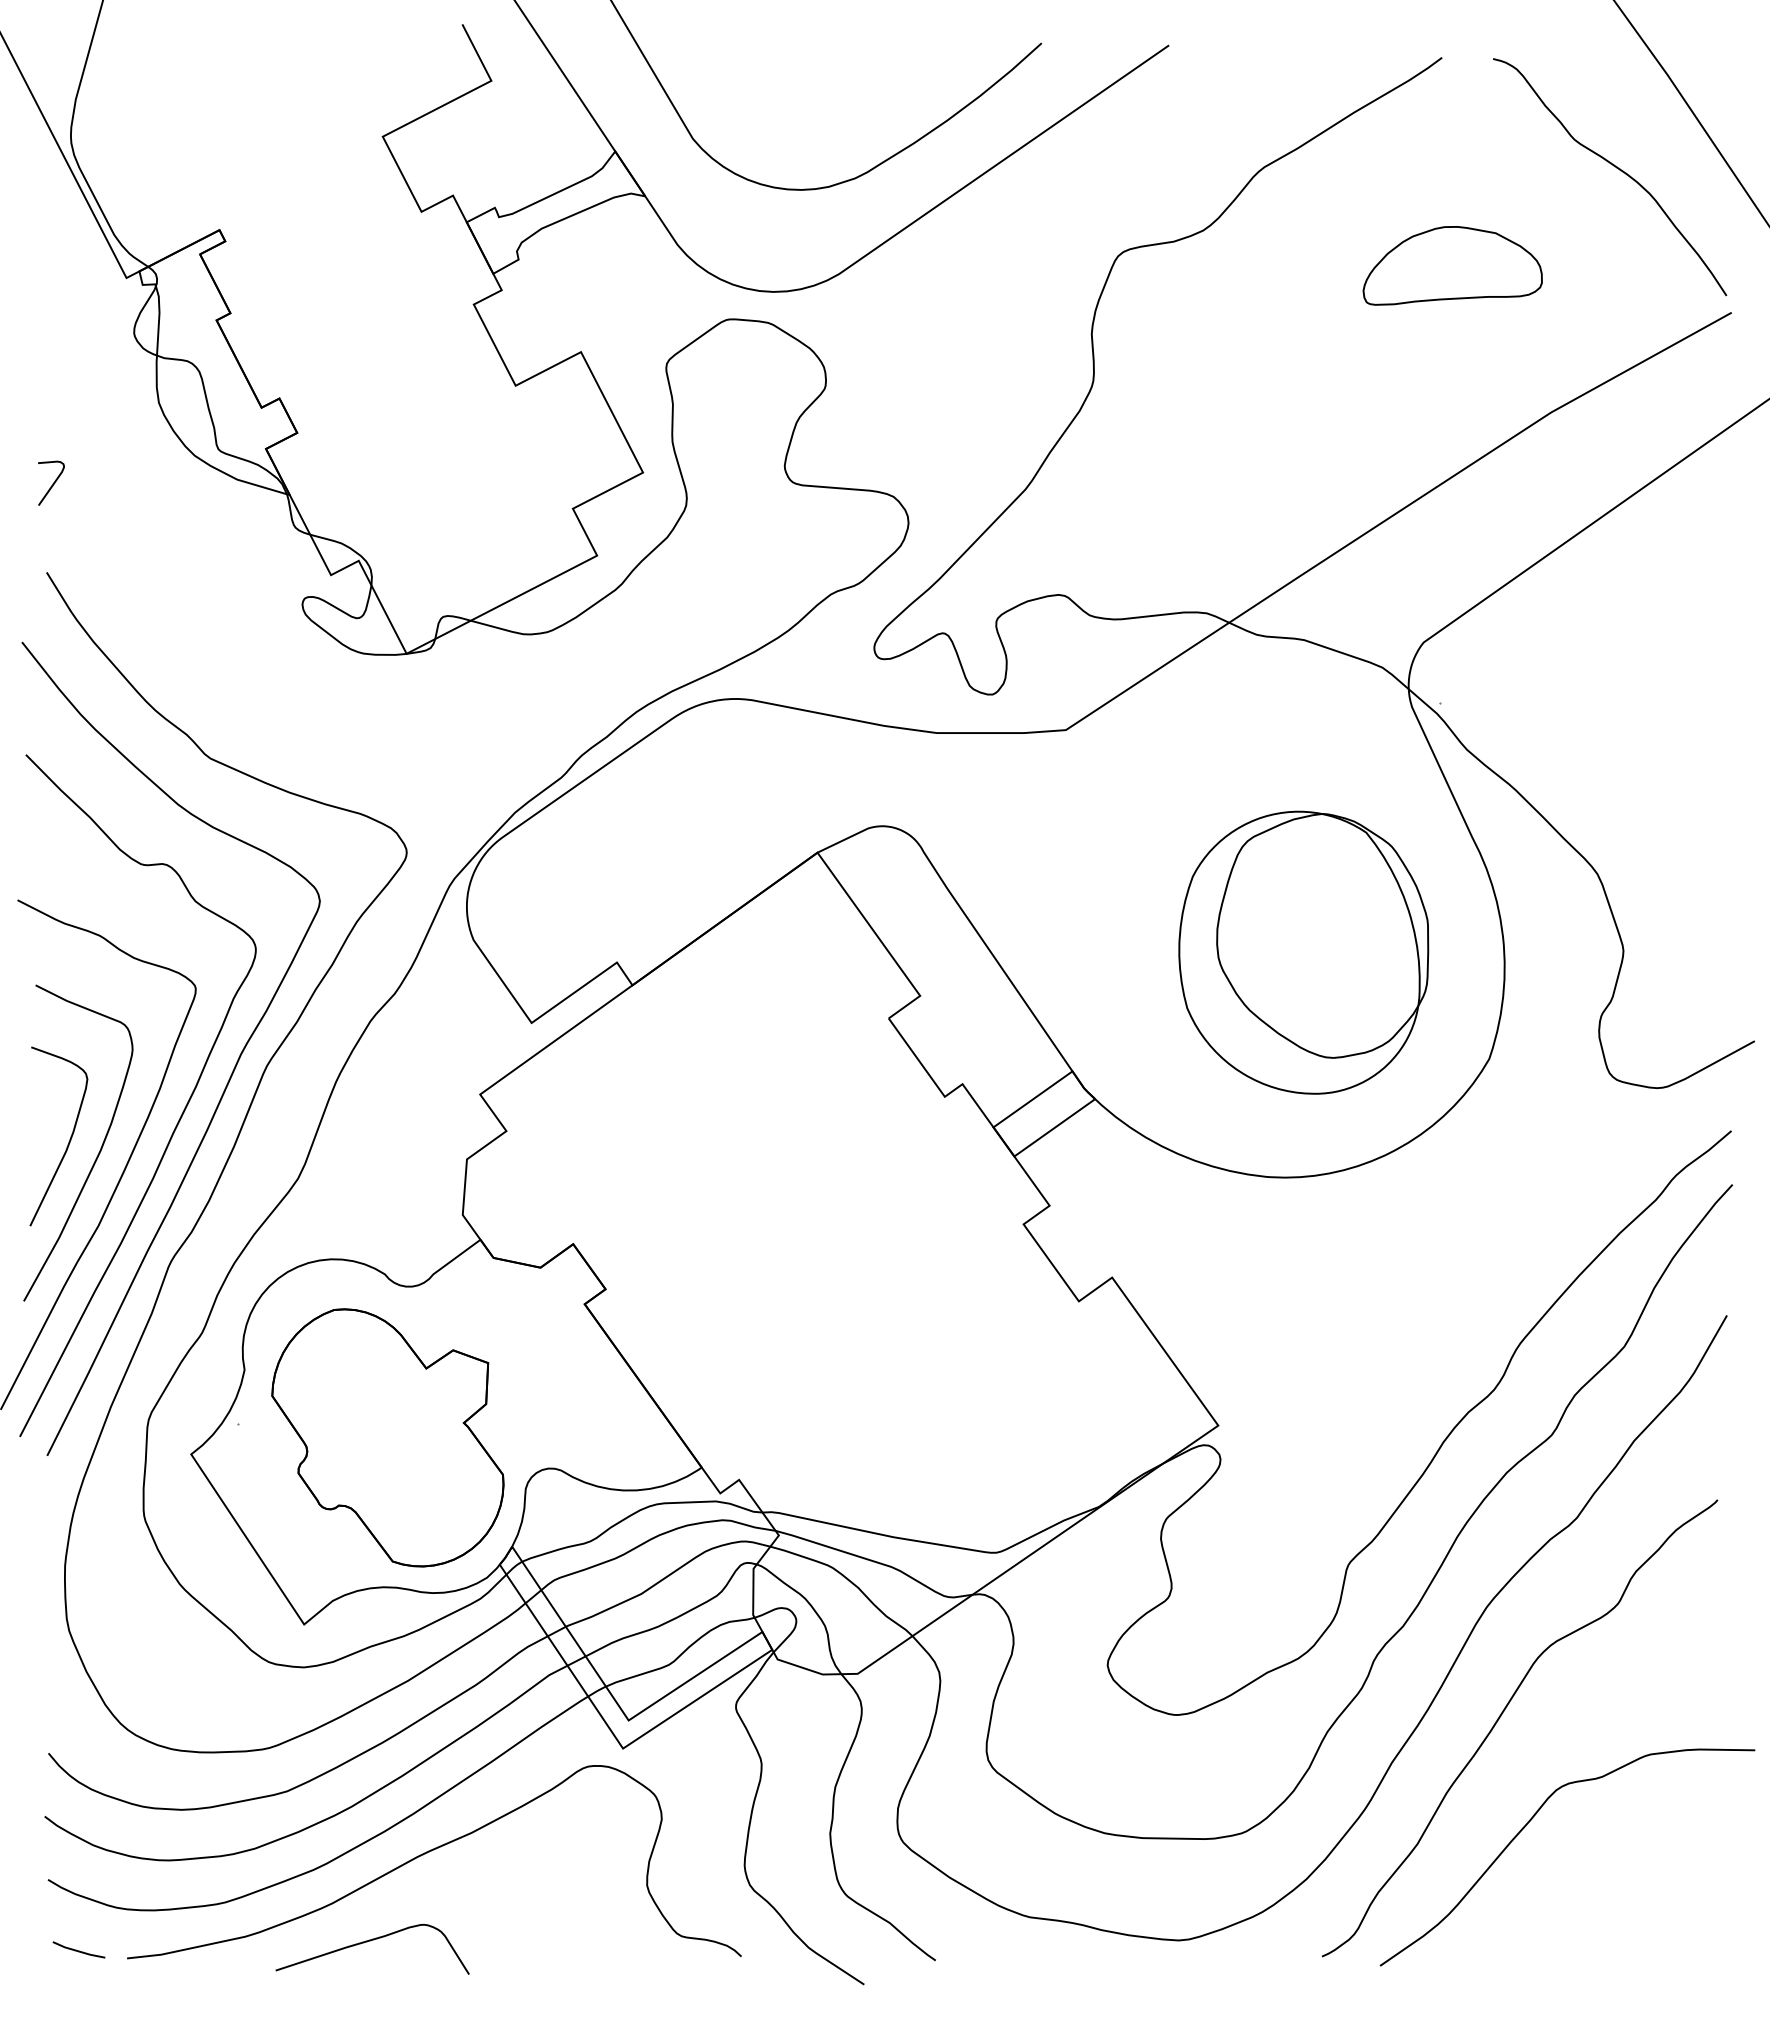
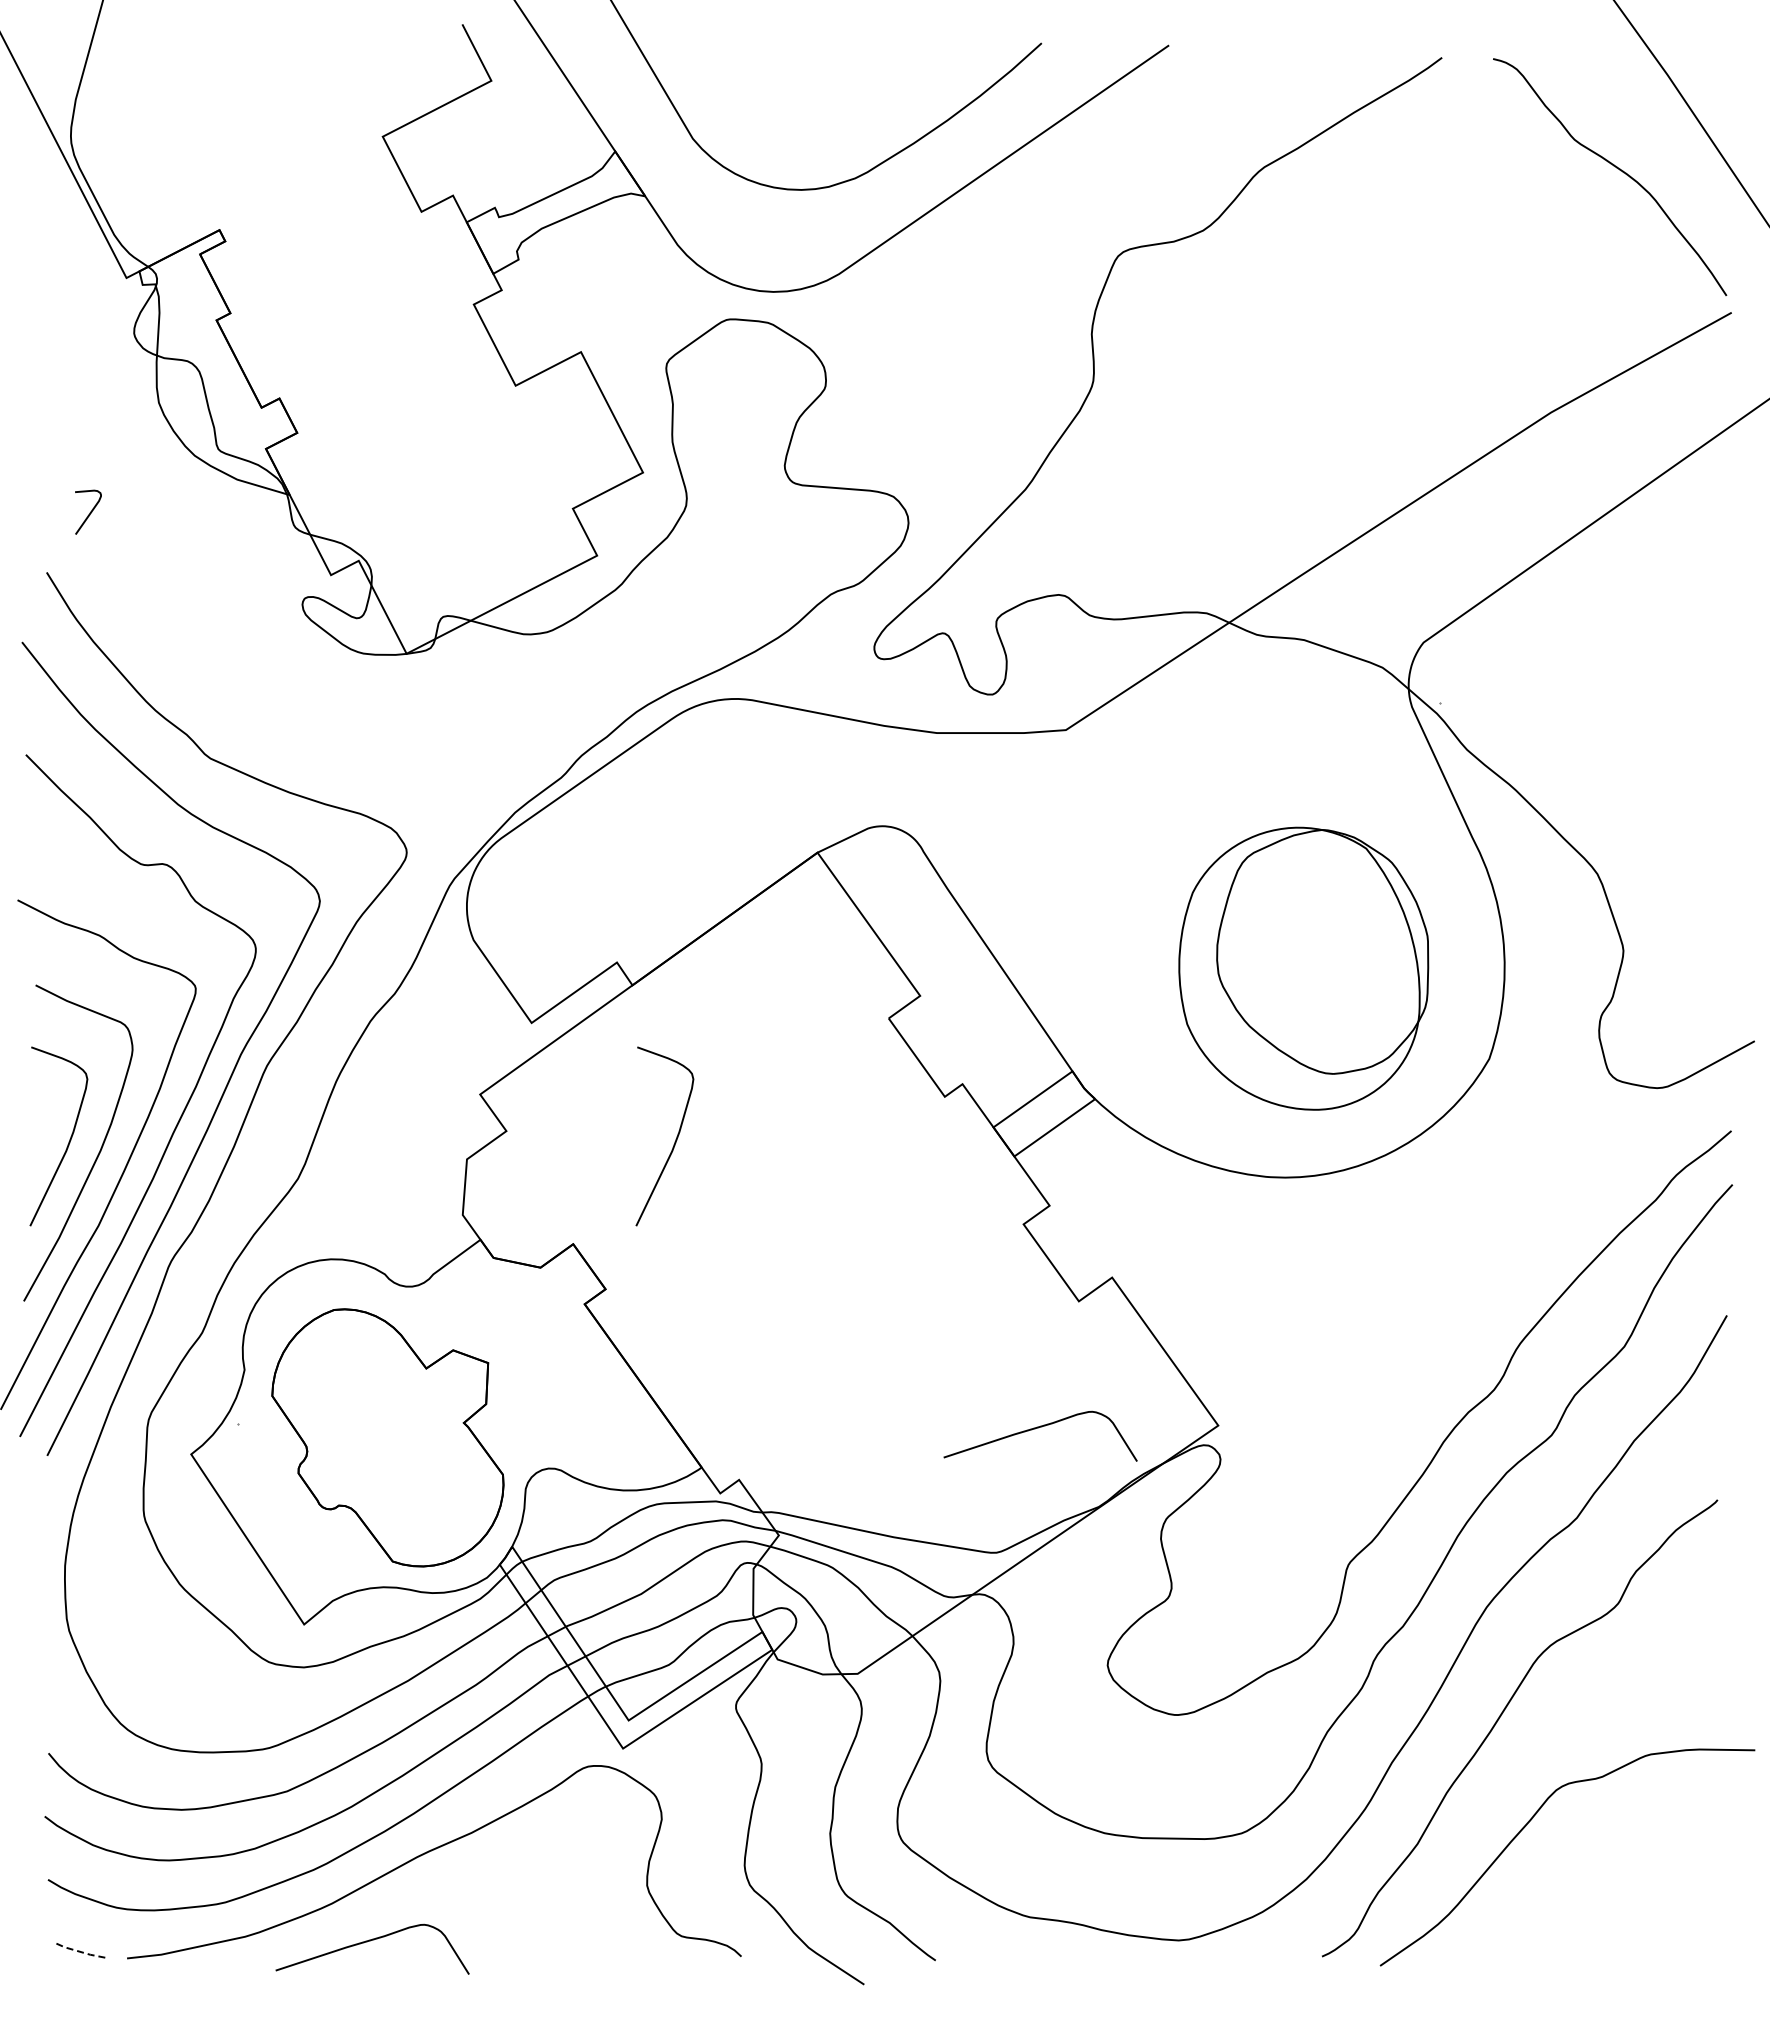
part: present -> none (1452, 265)
curve position: (52, 483) -> (89, 512) (89, 512)
part position: (1303, 952) -> (1303, 968) (1303, 968)
curve: none -> present (674, 1141)
curve: none -> present (1038, 1428)
line: solid -> dashed (78, 1951)
